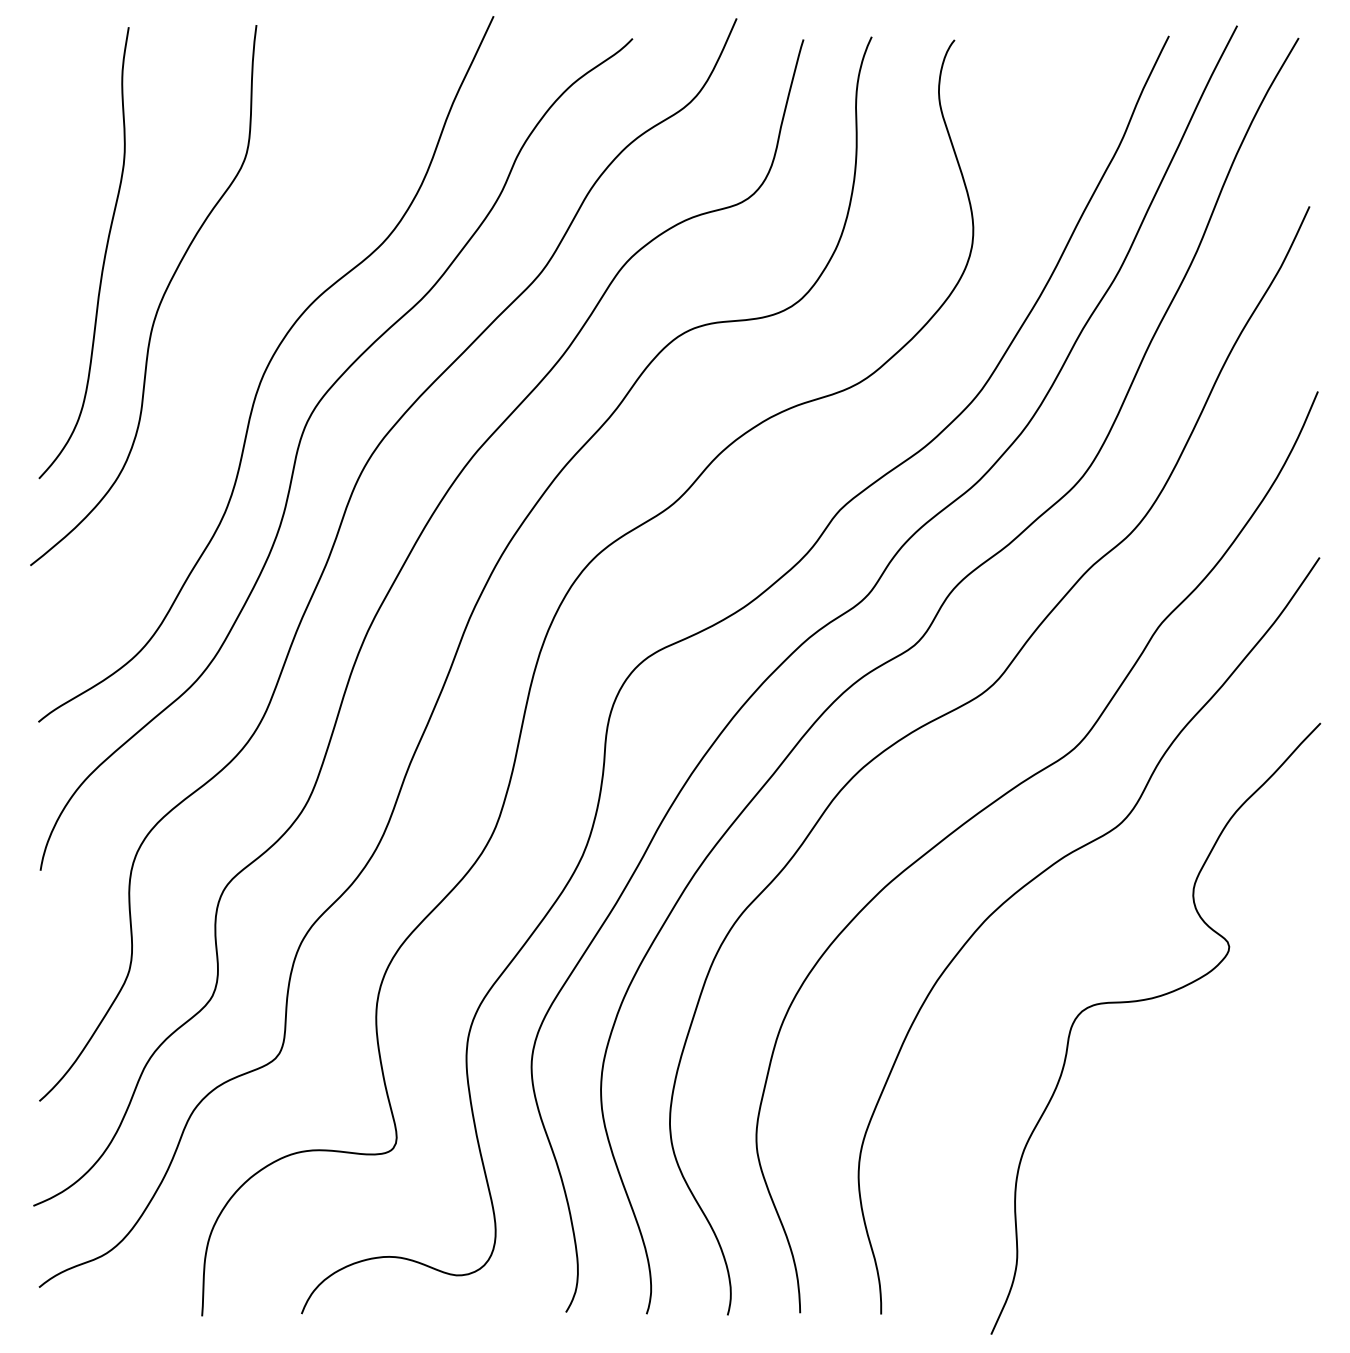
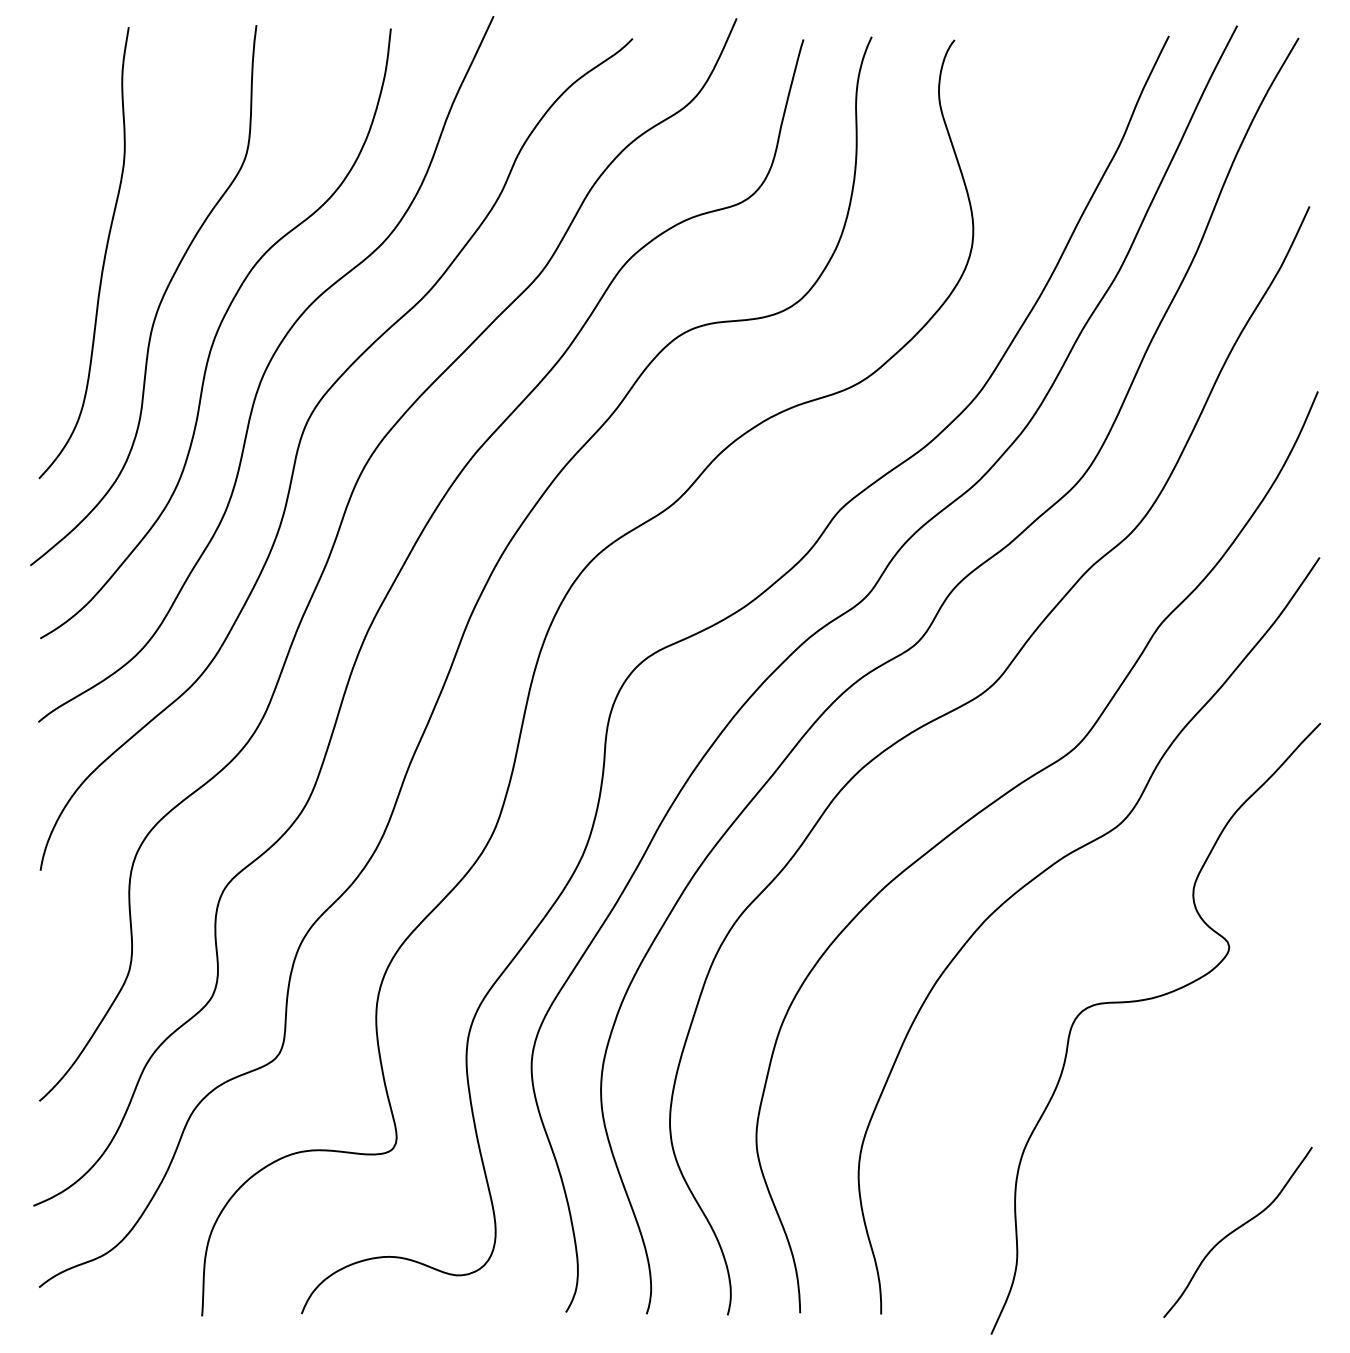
curve: none -> present (215, 333)
curve: none -> present (1236, 1230)
